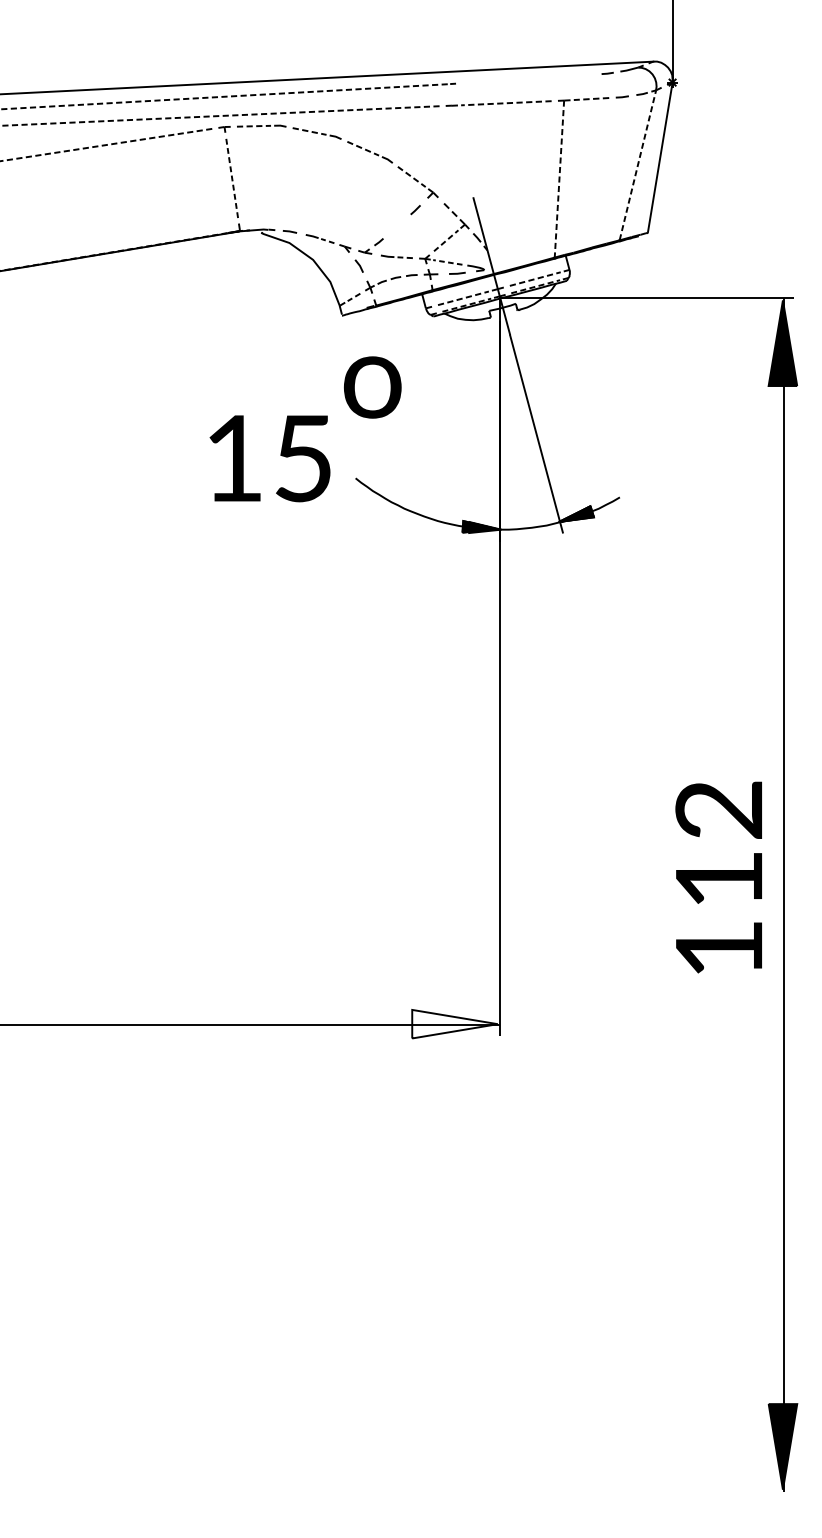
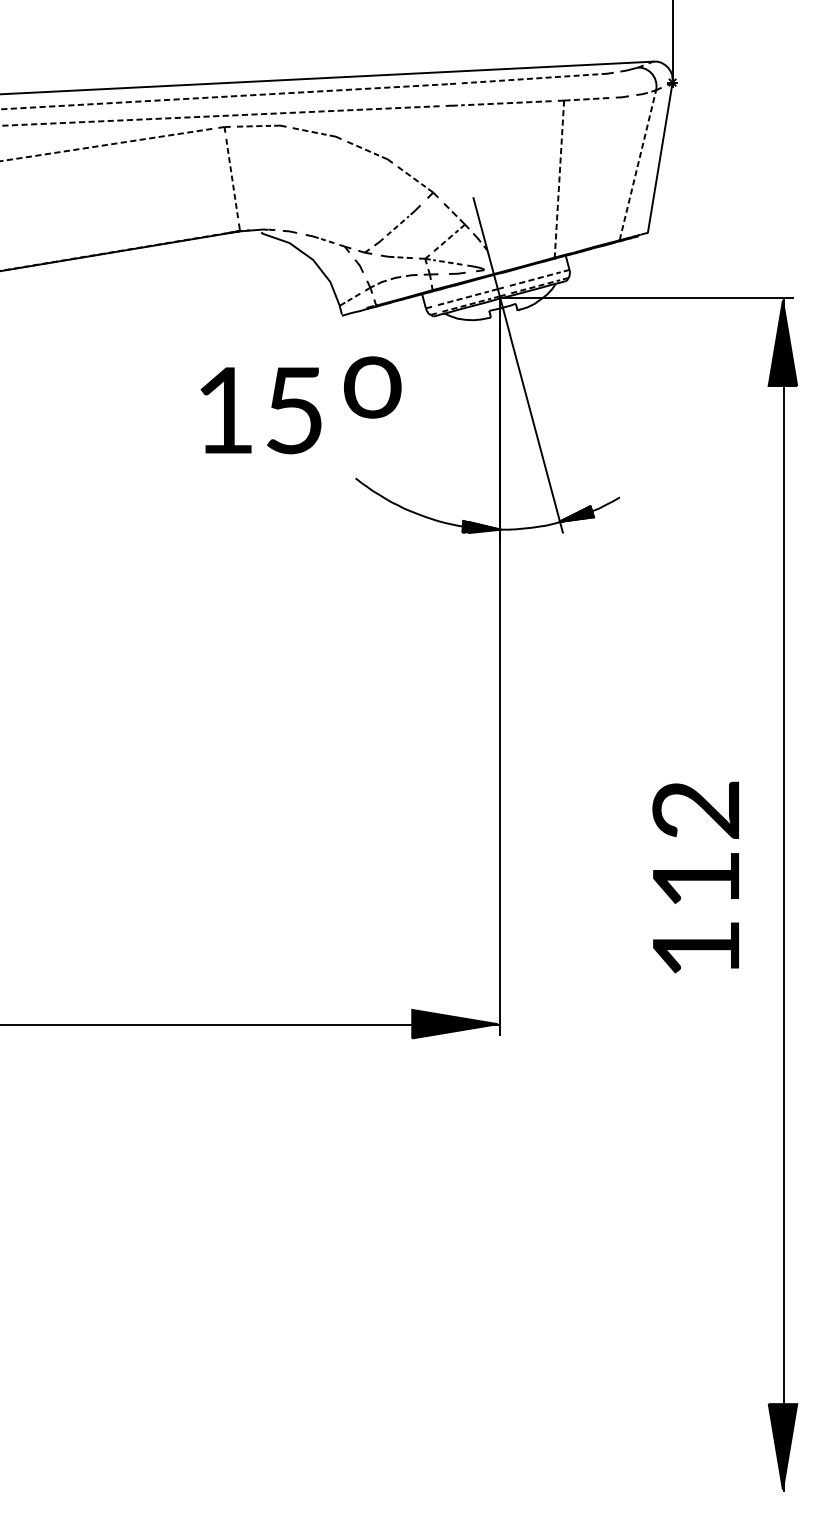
line: none -> present (529, 78)
line: none -> present (397, 225)
text position: (269, 458) -> (260, 410) (260, 410)
text position: (718, 877) -> (695, 877) (695, 877)
fill: none -> present (454, 1023)
